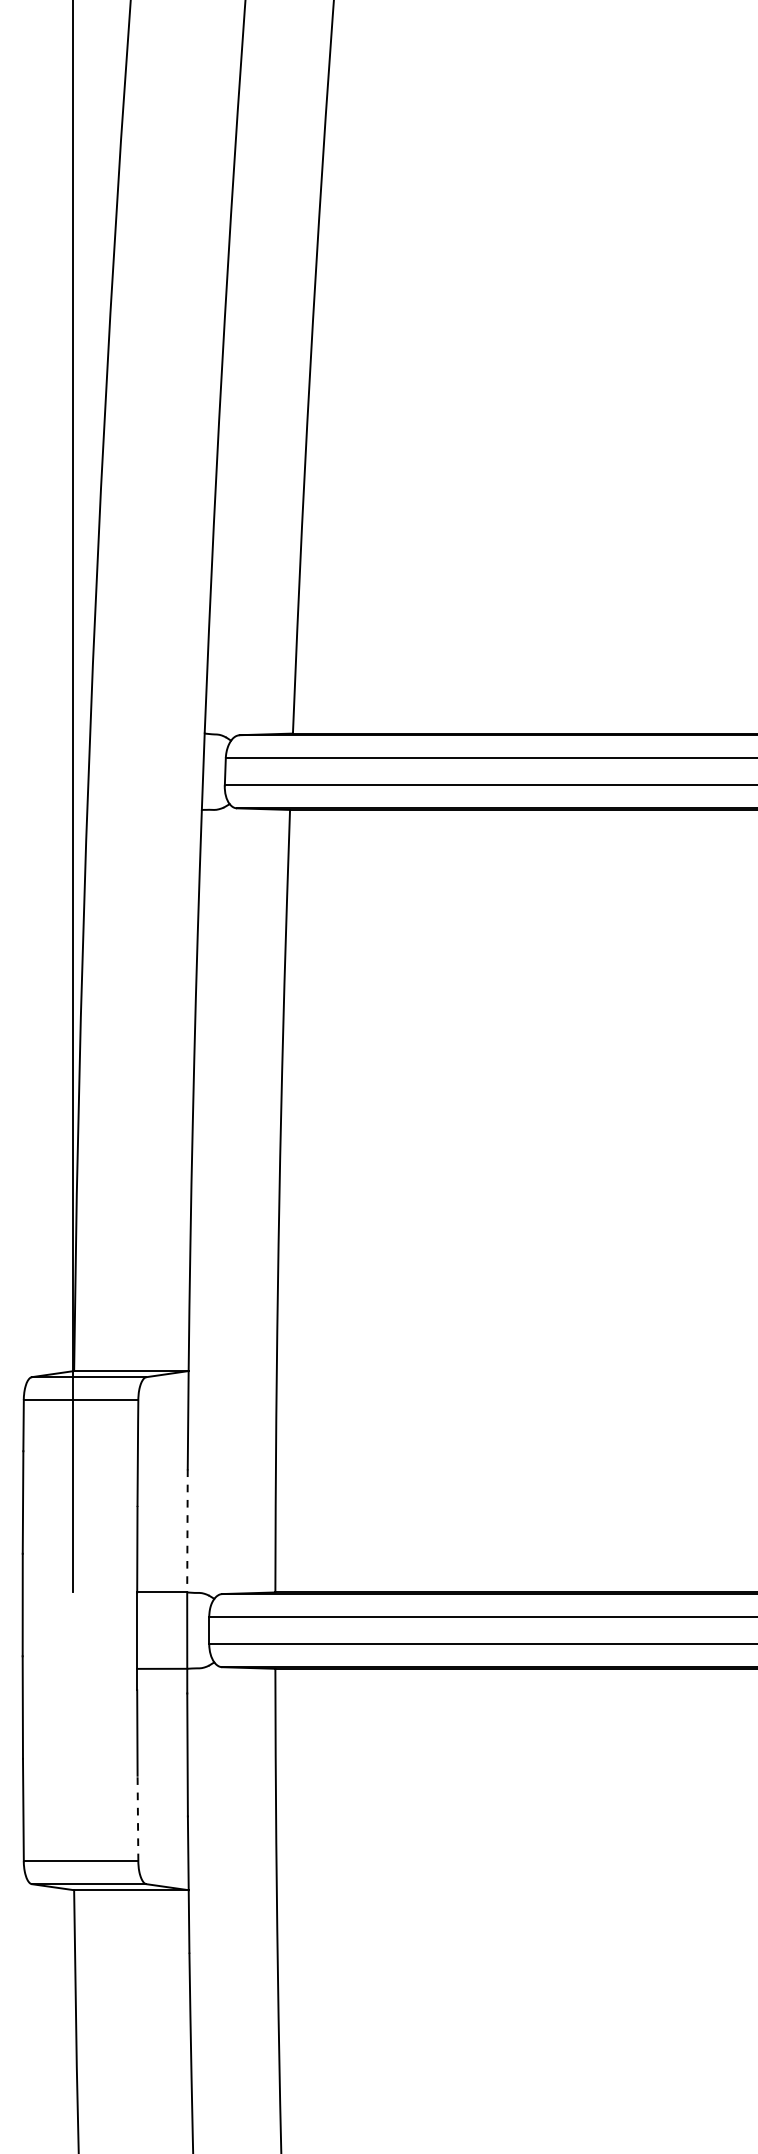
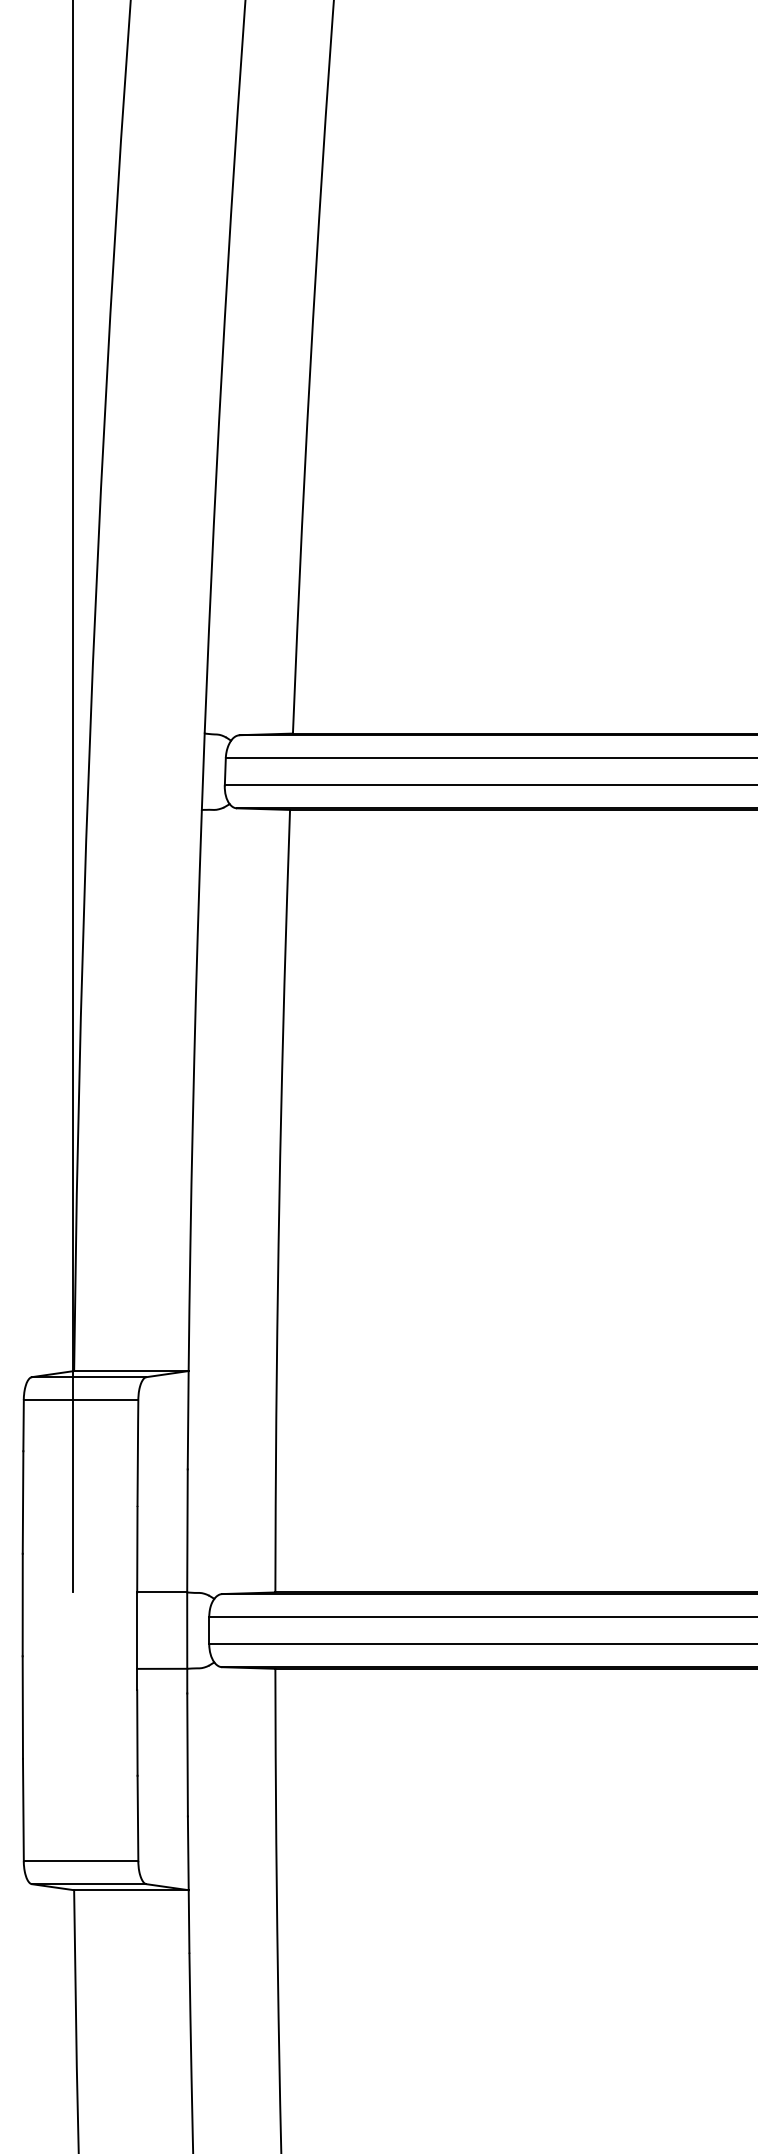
line: dashed -> solid (187, 1530)
line: dashed -> solid (137, 1818)
